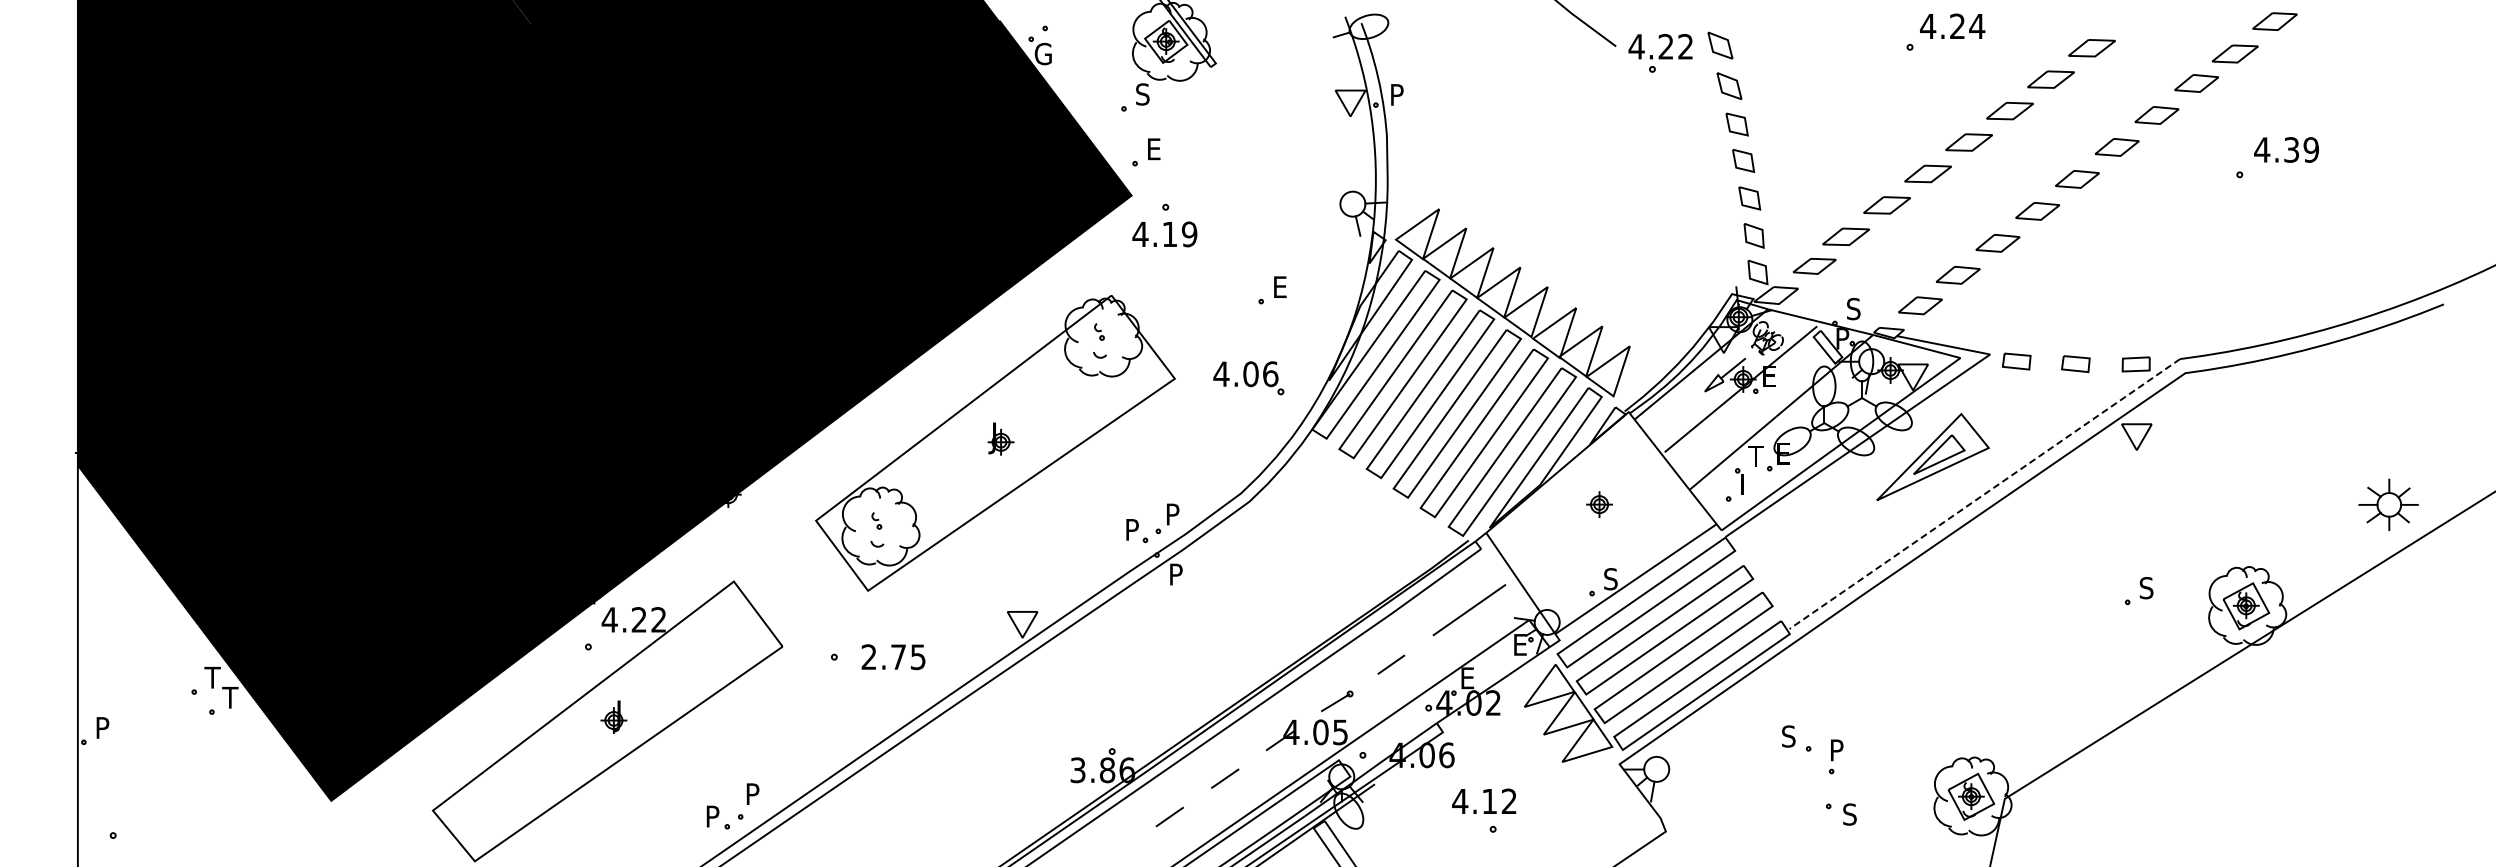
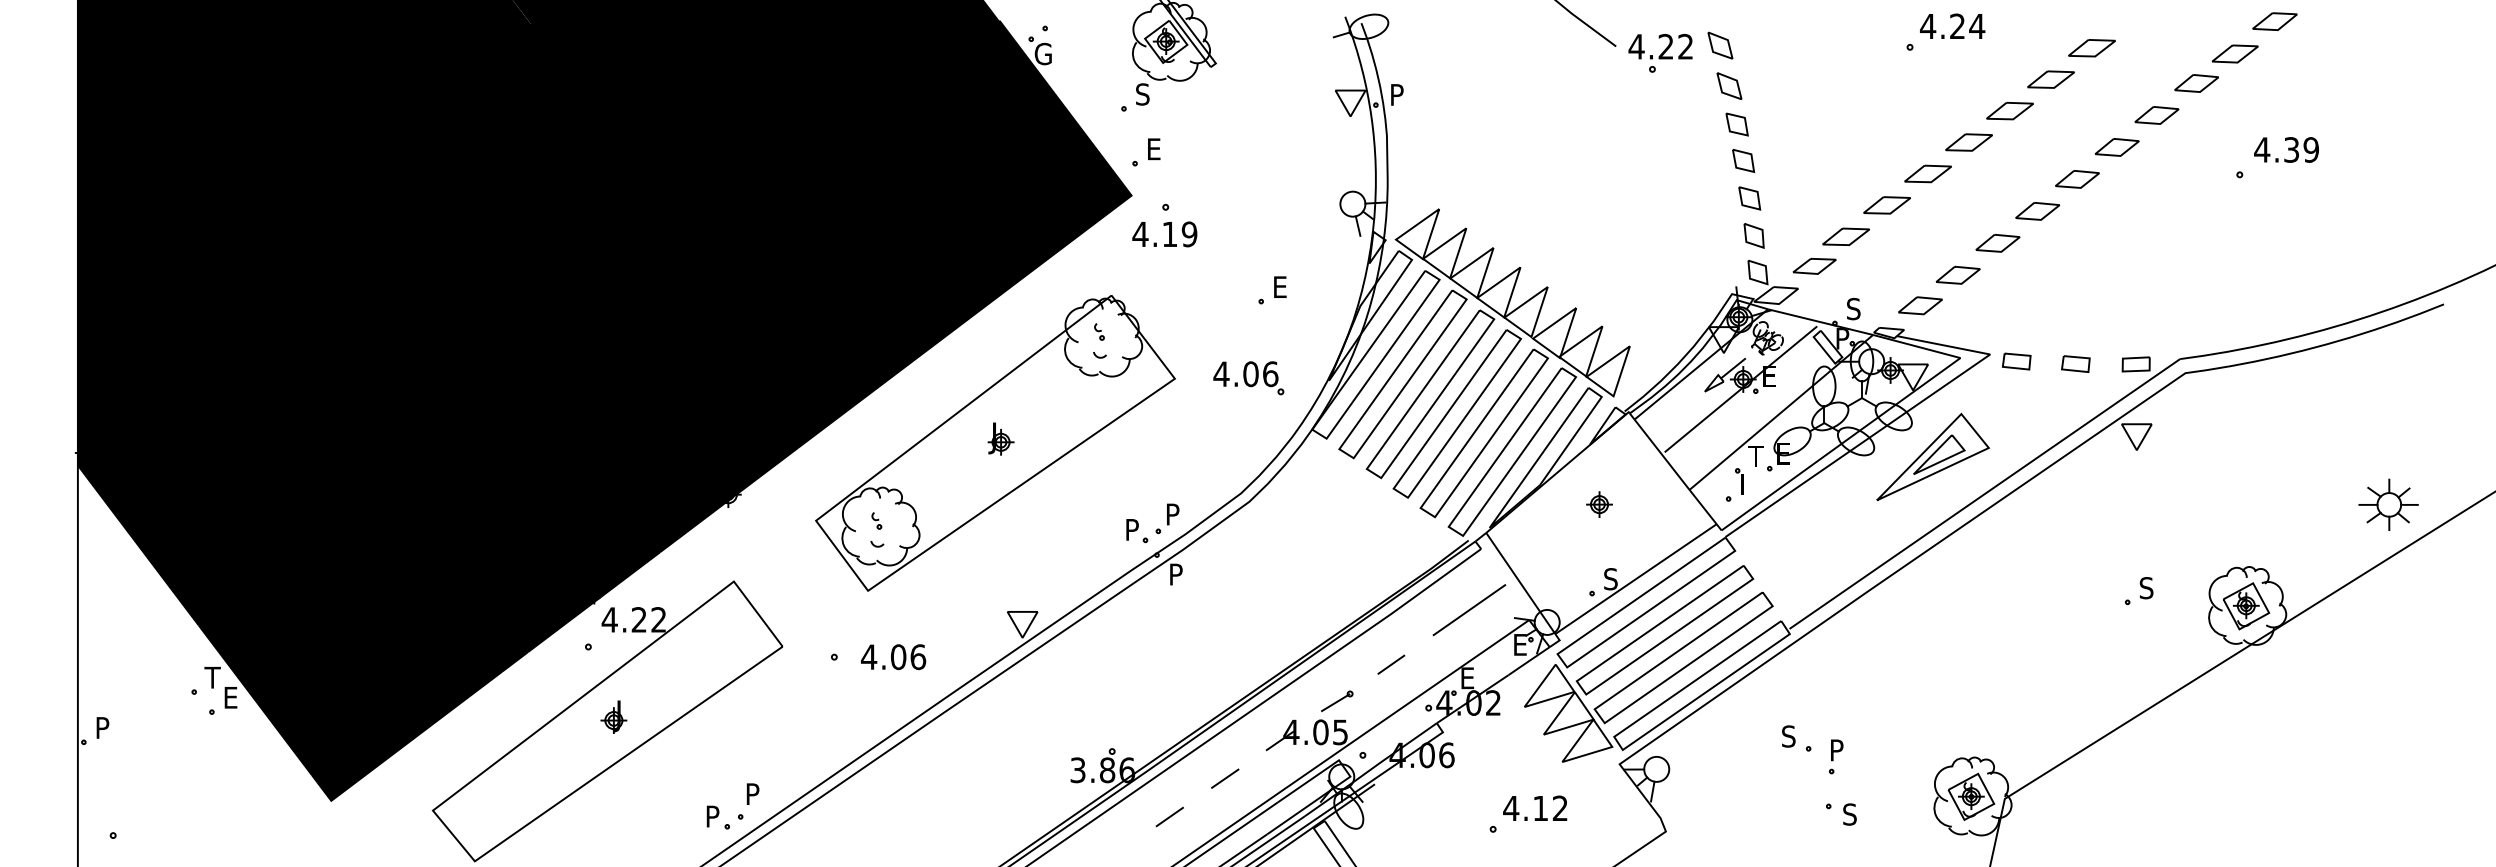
line: dashed -> solid (1984, 494)
text: 2.75 -> 4.06 (893, 657)
text: T -> E (230, 697)
text position: (1484, 800) -> (1535, 807) (1535, 807)
